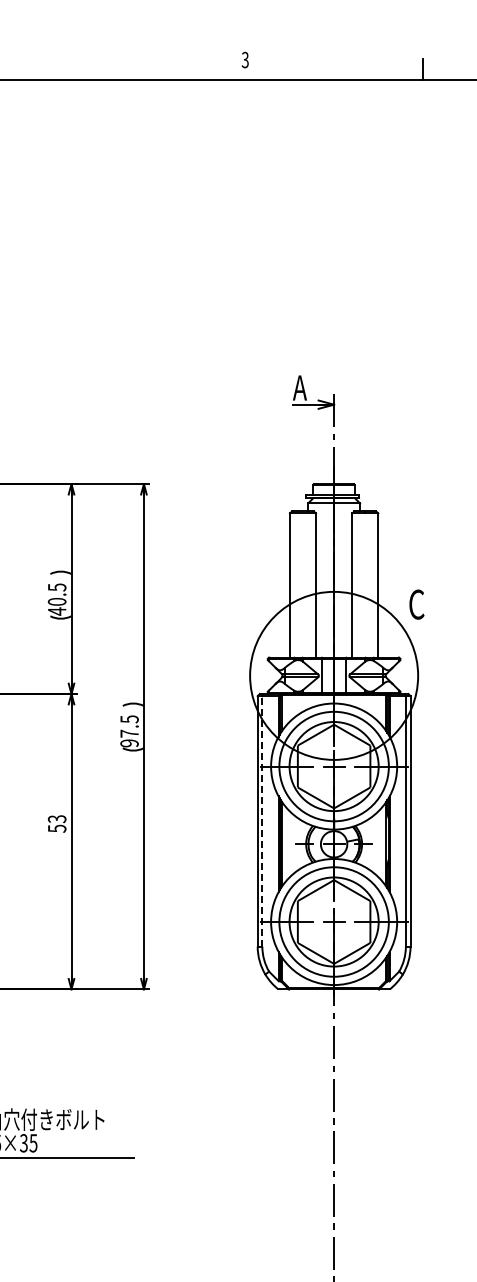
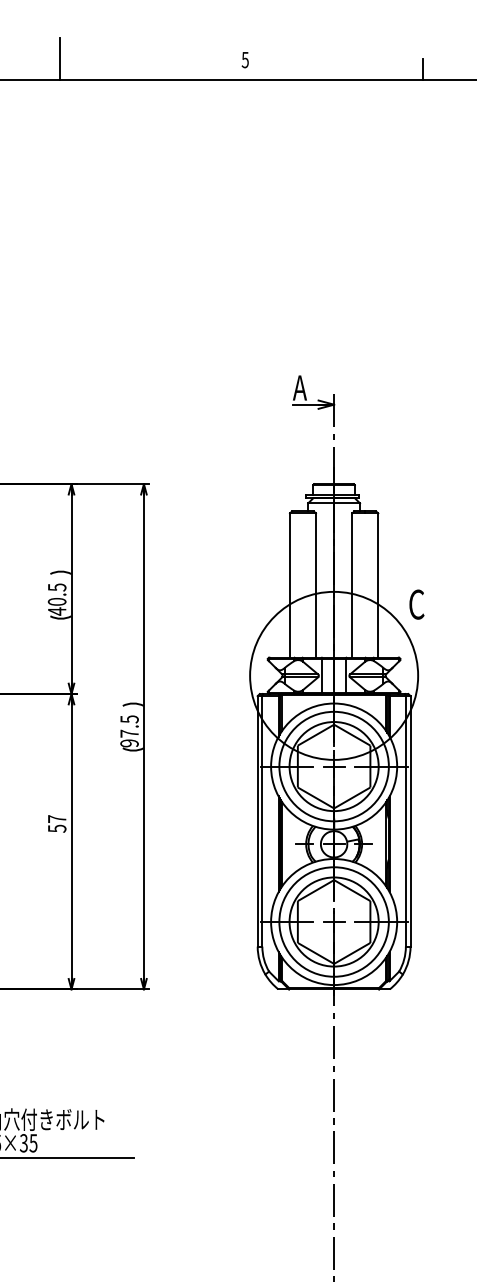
line: none -> present (59, 58)
text: 3 -> 5 (245, 59)
text: 53 -> 57 (56, 819)
line: dashed -> solid (262, 820)
